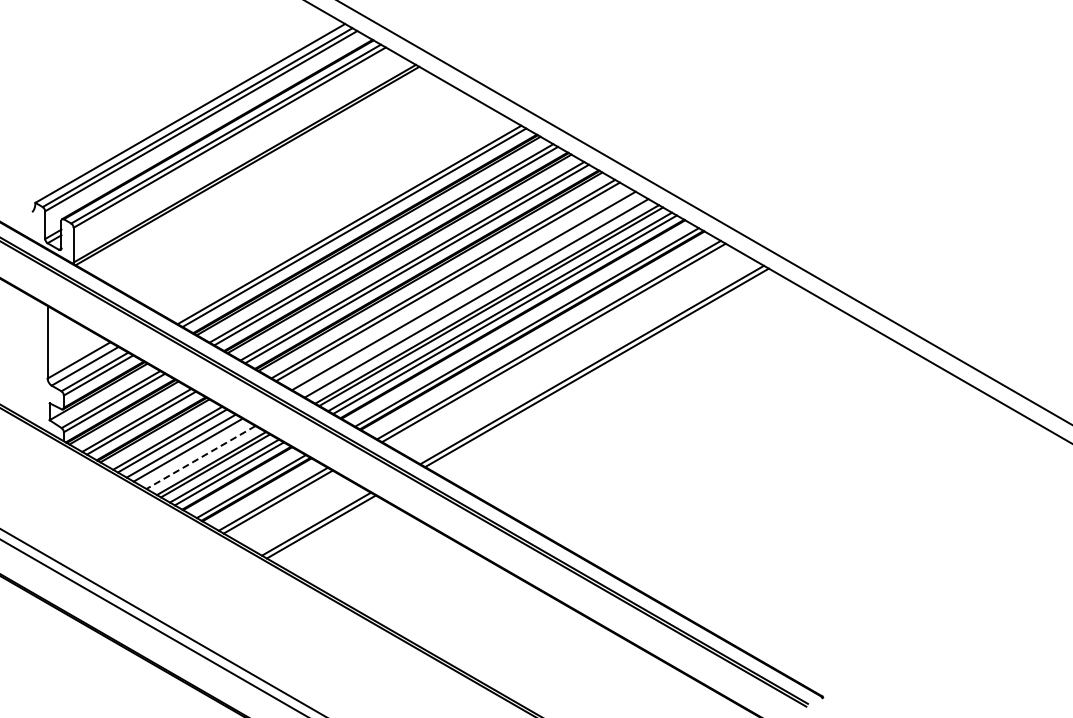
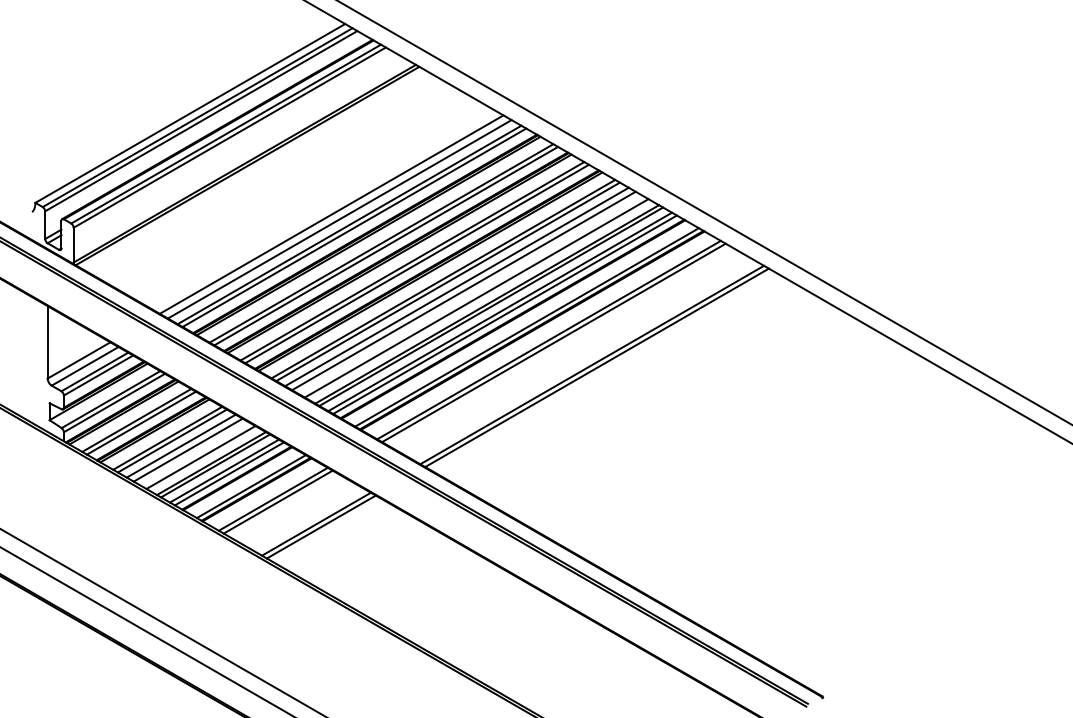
line: none -> present (331, 214)
line: none -> present (339, 219)
line: none -> present (456, 286)
line: dashed -> solid (200, 457)
line position: (152, 627) -> (146, 631) (146, 631)
